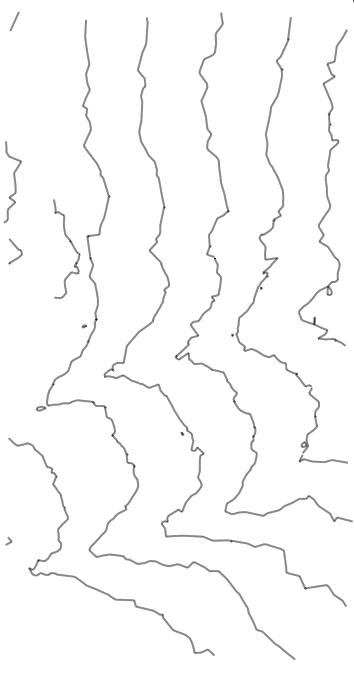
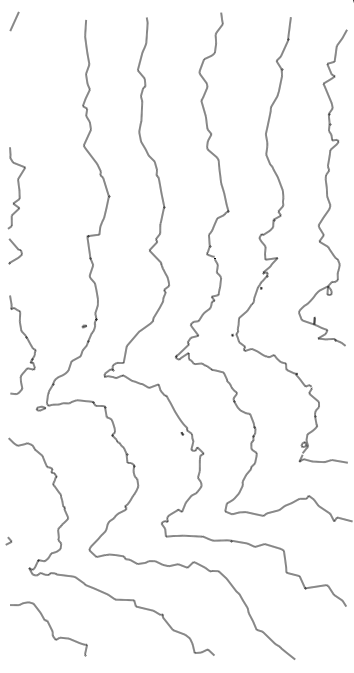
curve position: (14, 182) -> (18, 188) (18, 188)
curve position: (72, 246) -> (28, 342) (28, 342)
curve: none -> present (49, 627)
